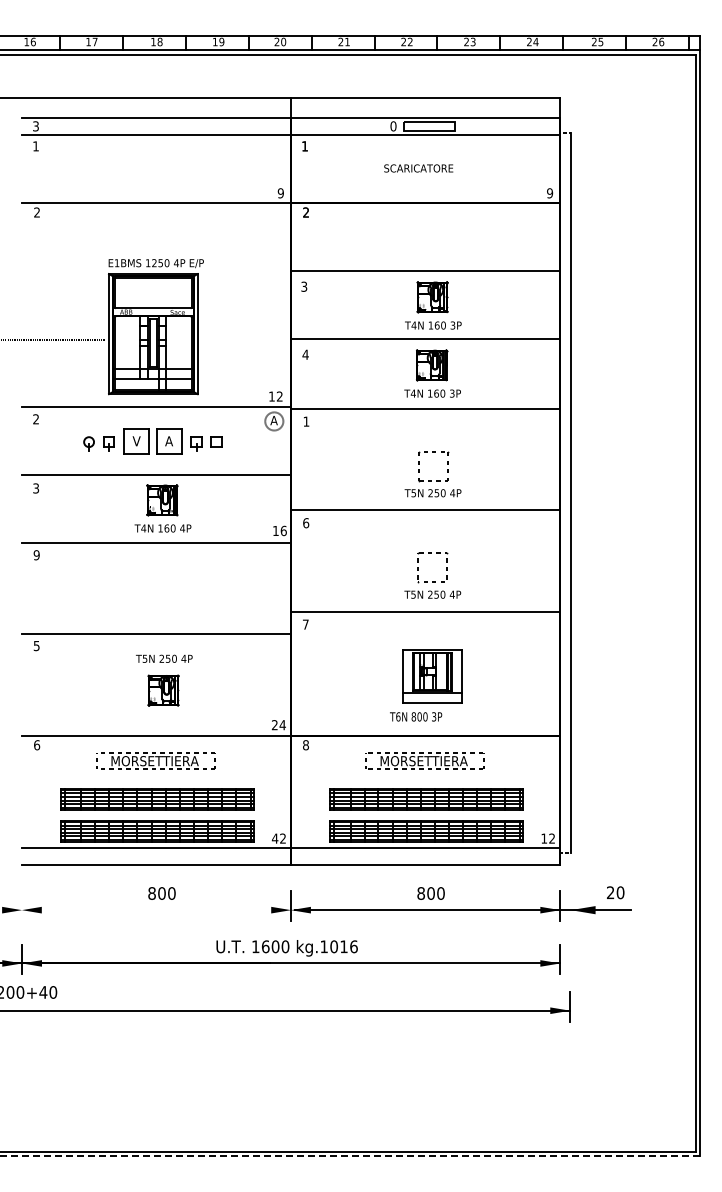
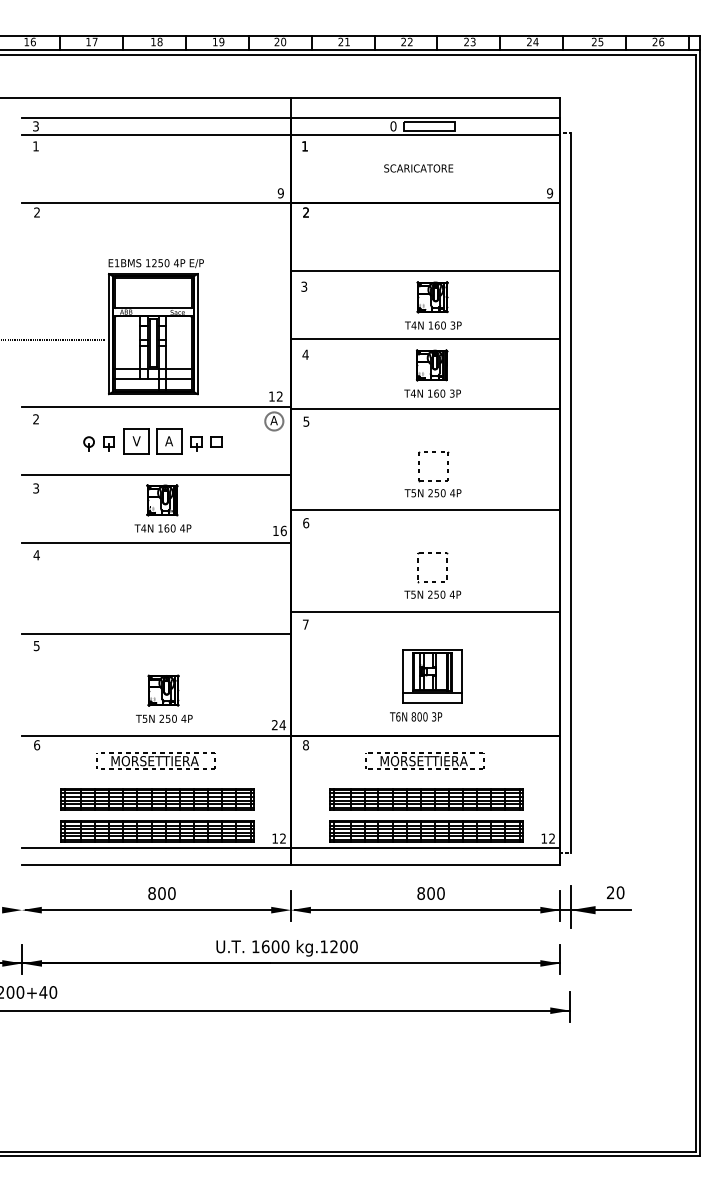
text: 1 -> 5 (306, 421)
text: 9 -> 4 (36, 555)
text position: (164, 658) -> (164, 718) (164, 718)
text: 42 -> 12 (274, 838)
line: none -> present (571, 906)
line: none -> present (154, 910)
text: kg.1016 -> kg.1200 (343, 946)
line: dashed -> solid (350, 1156)
